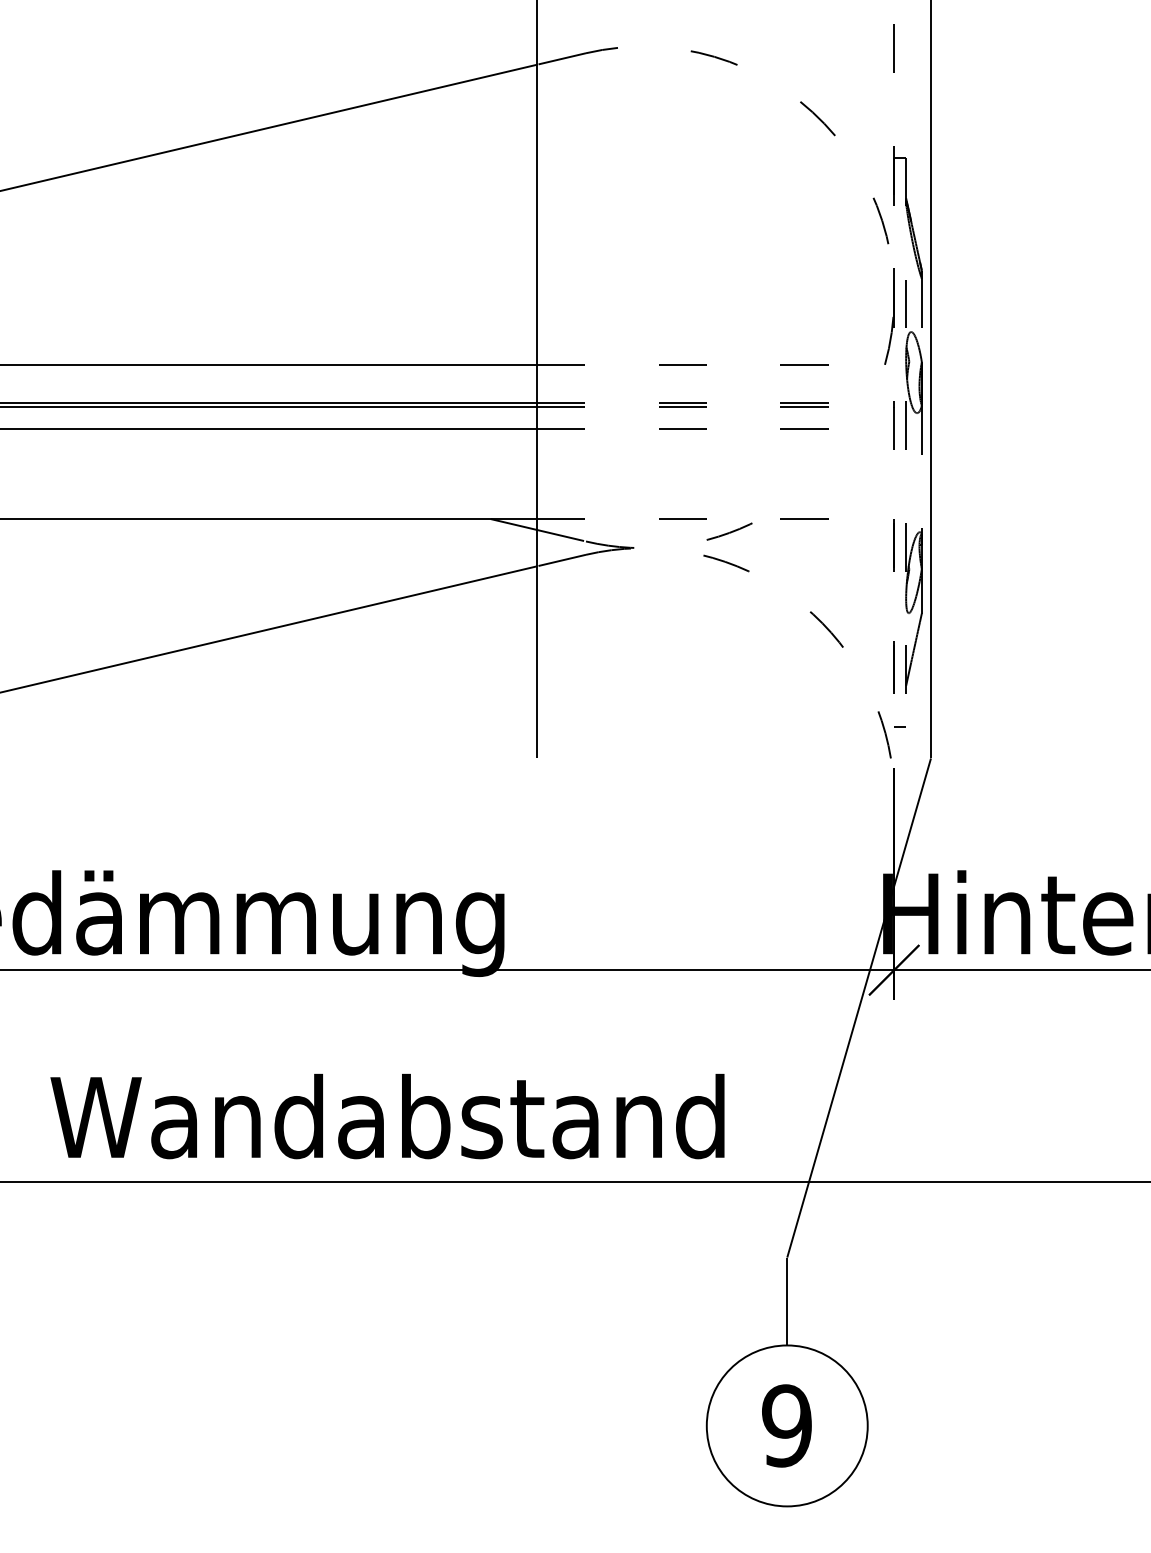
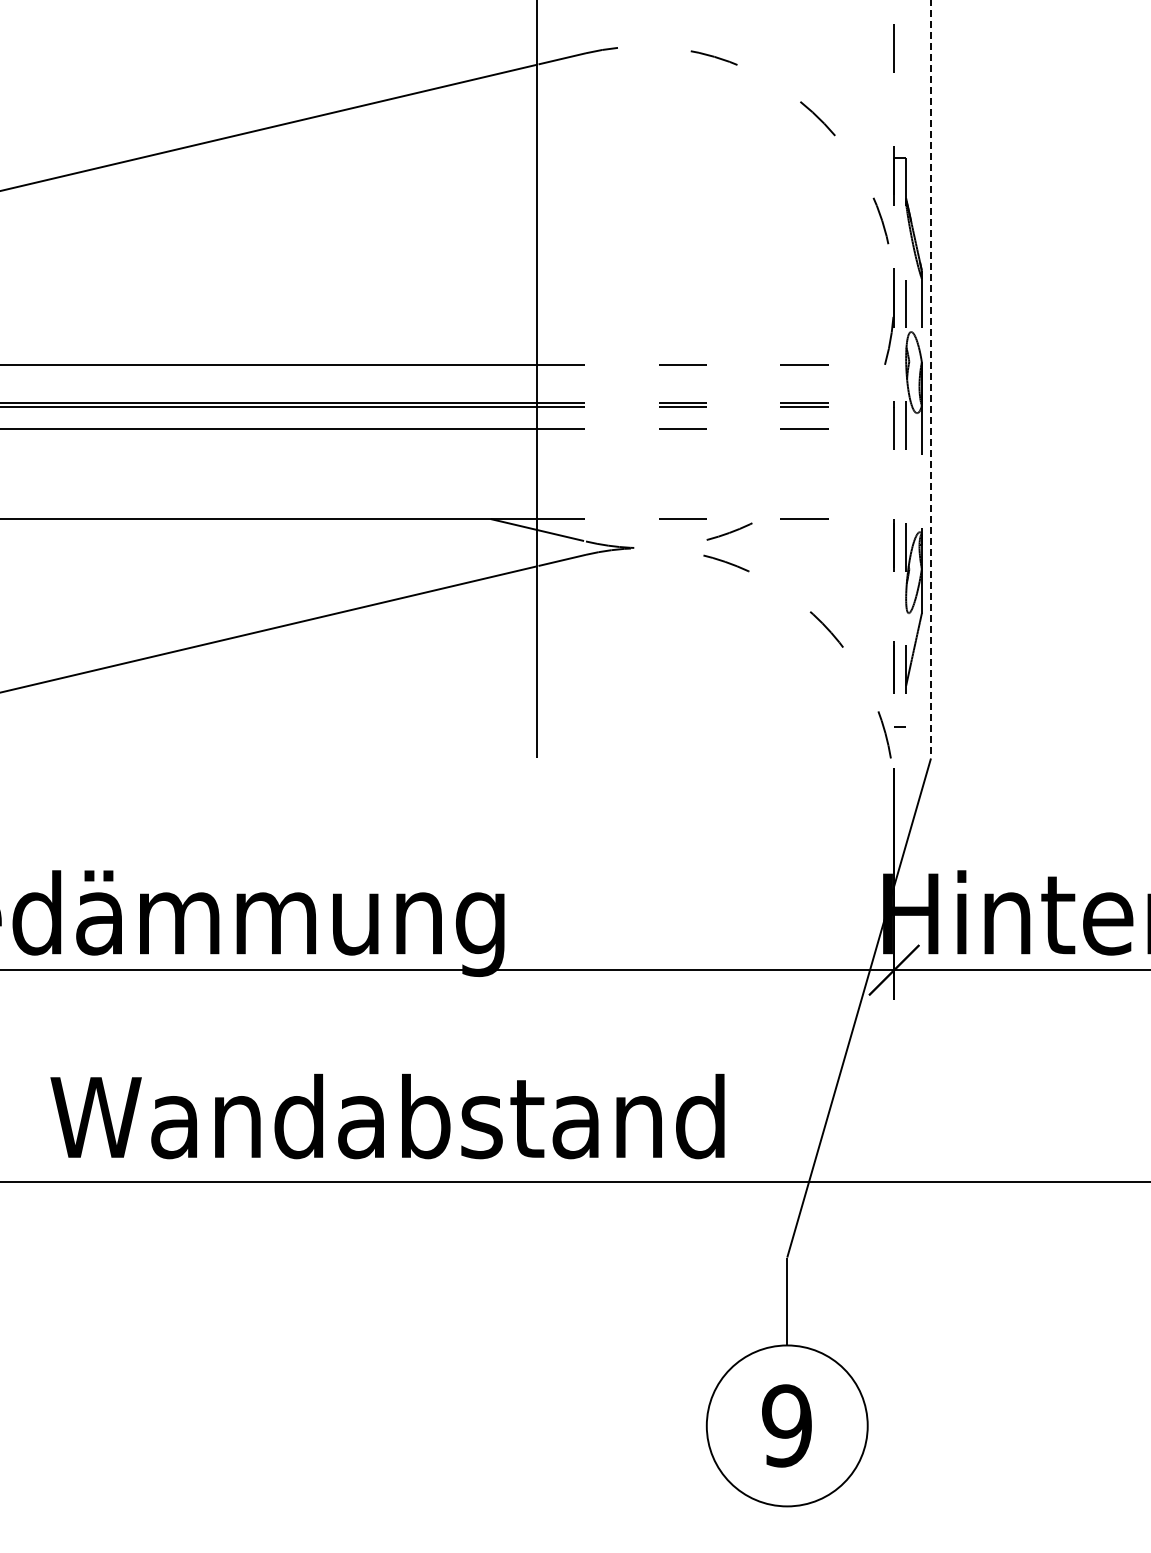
line: solid -> dashed (930, 379)
